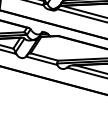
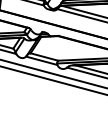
line position: (53, 80) -> (53, 73) (53, 73)
